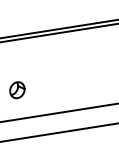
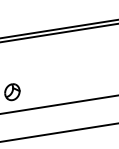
part position: (17, 90) -> (12, 92) (12, 92)
line position: (58, 112) -> (58, 104) (58, 104)
